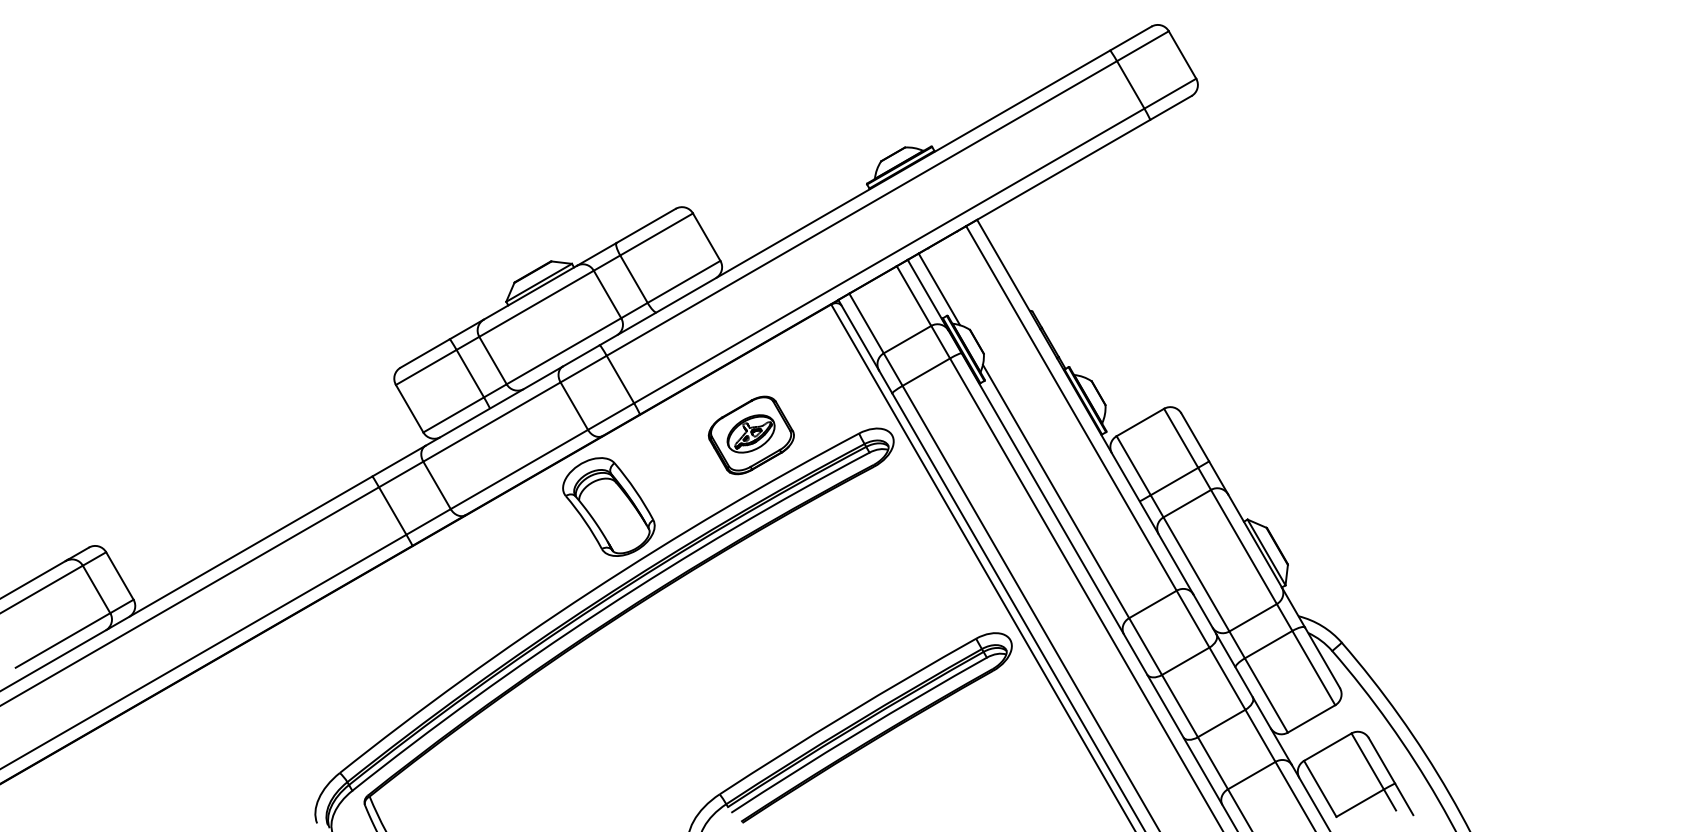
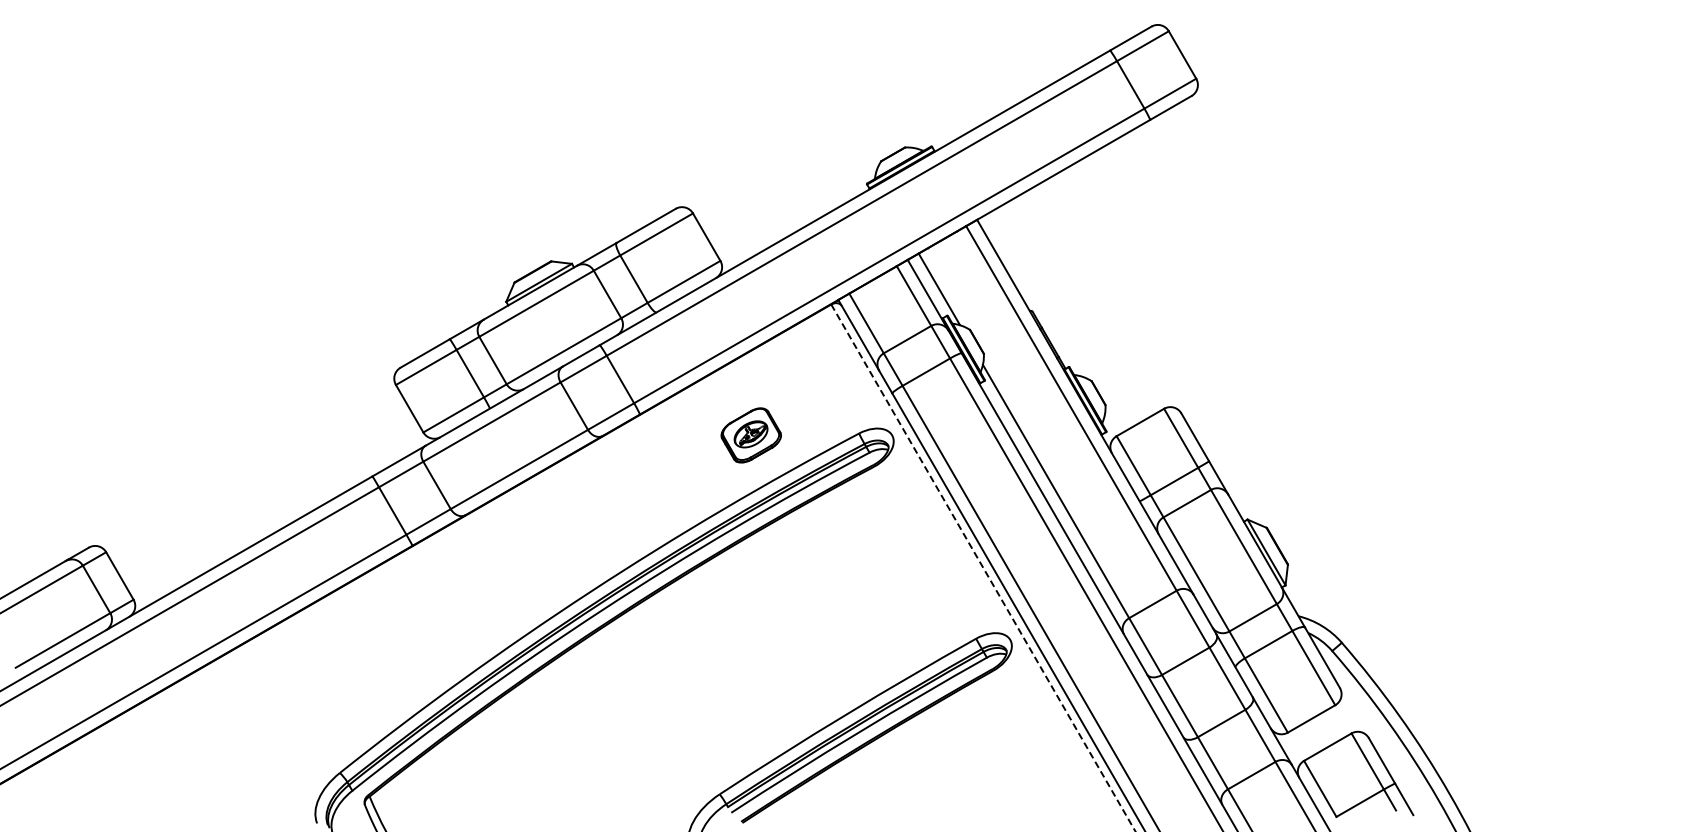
part size: 88x81 px -> 62x57 px (750, 435)
part: present -> none (608, 506)
line: solid -> dashed (983, 568)
